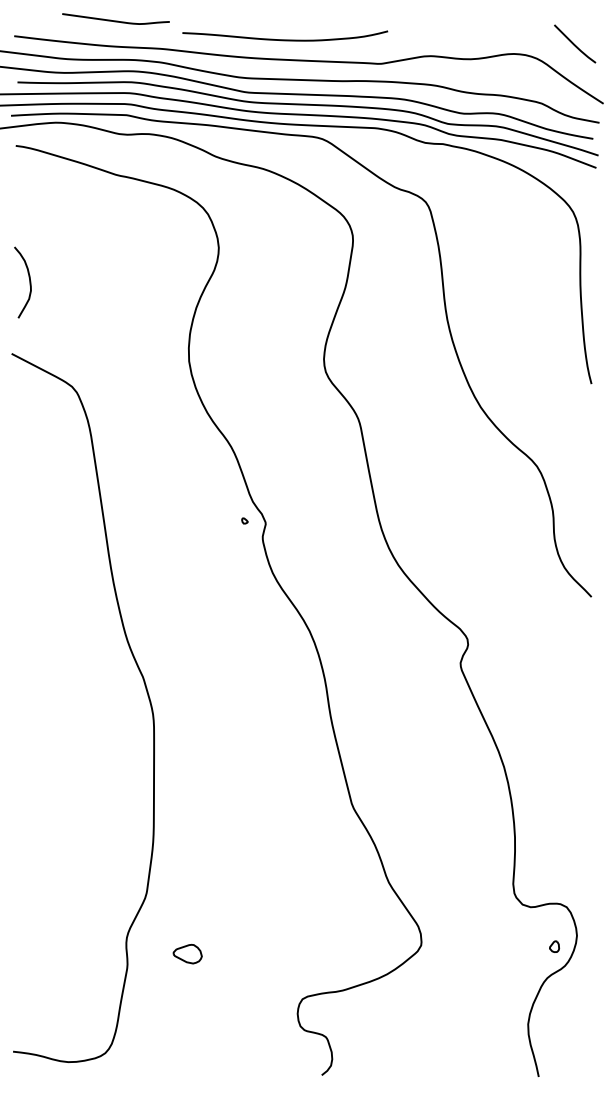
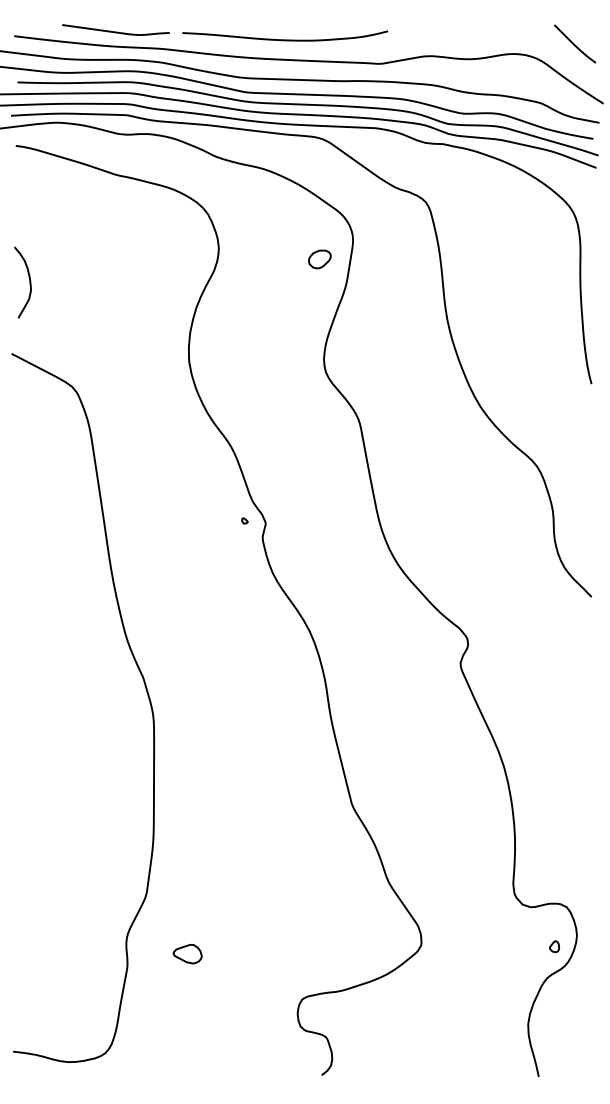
curve position: (115, 20) -> (115, 31) (115, 31)
part: none -> present (319, 259)
